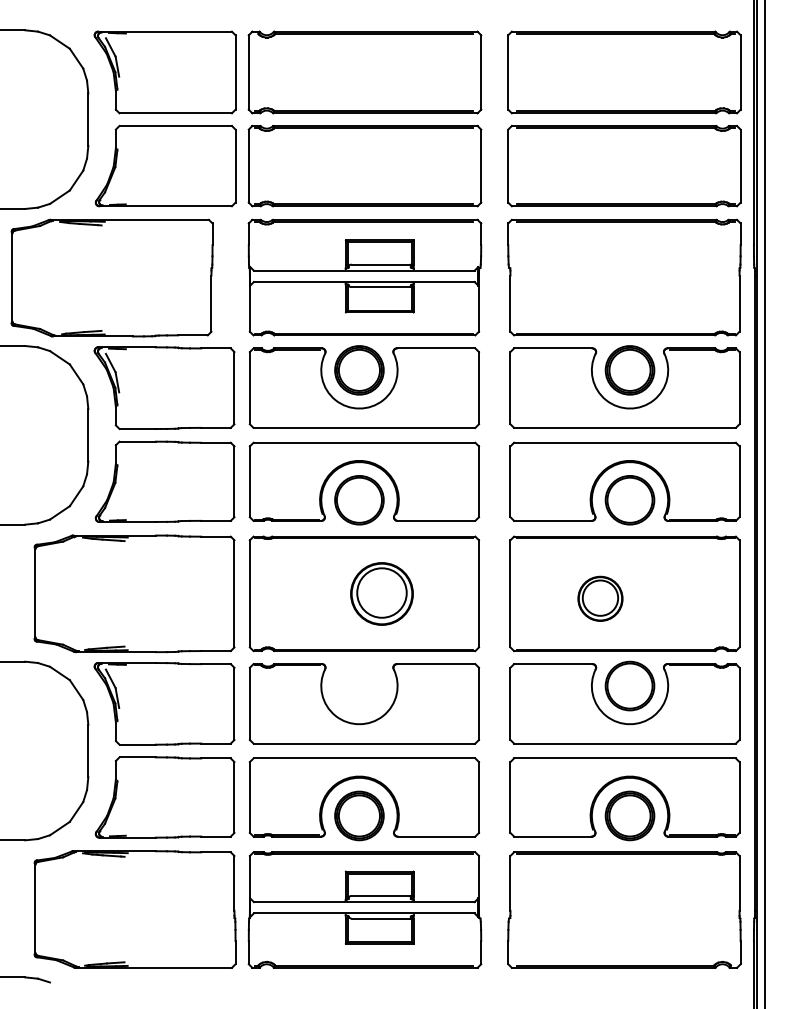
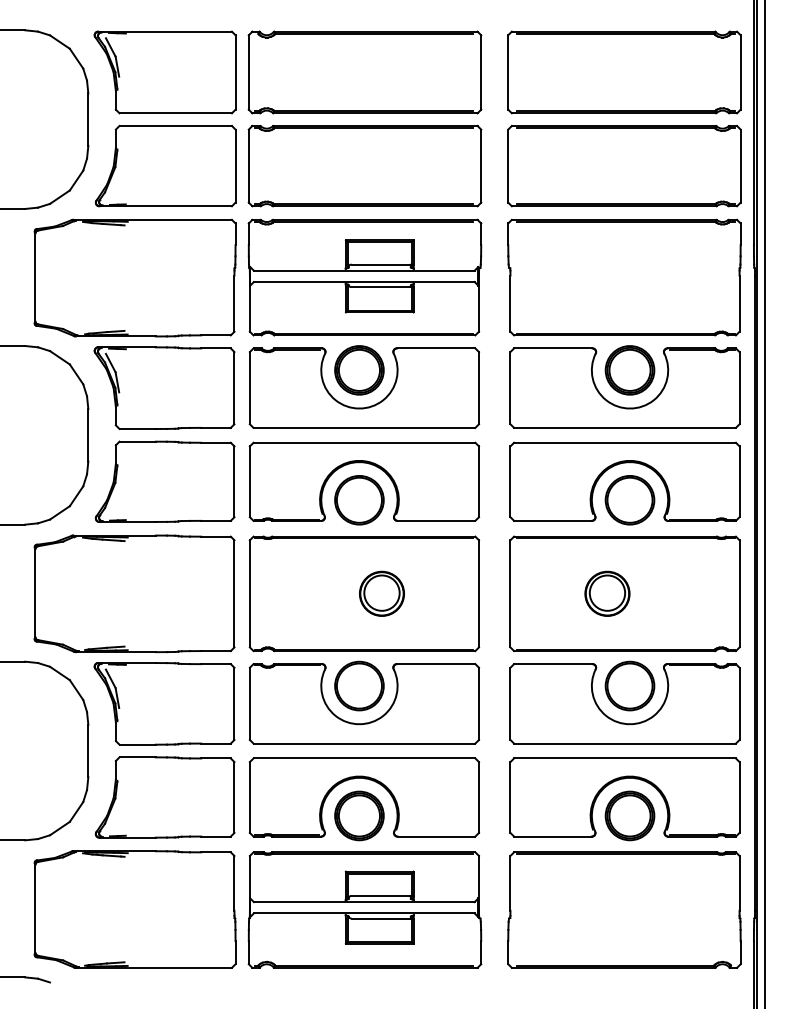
part position: (111, 277) -> (134, 277) (134, 277)
part size: 64x64 px -> 46x47 px (381, 593)
part position: (600, 598) -> (607, 593) (607, 593)
part: none -> present (359, 685)
